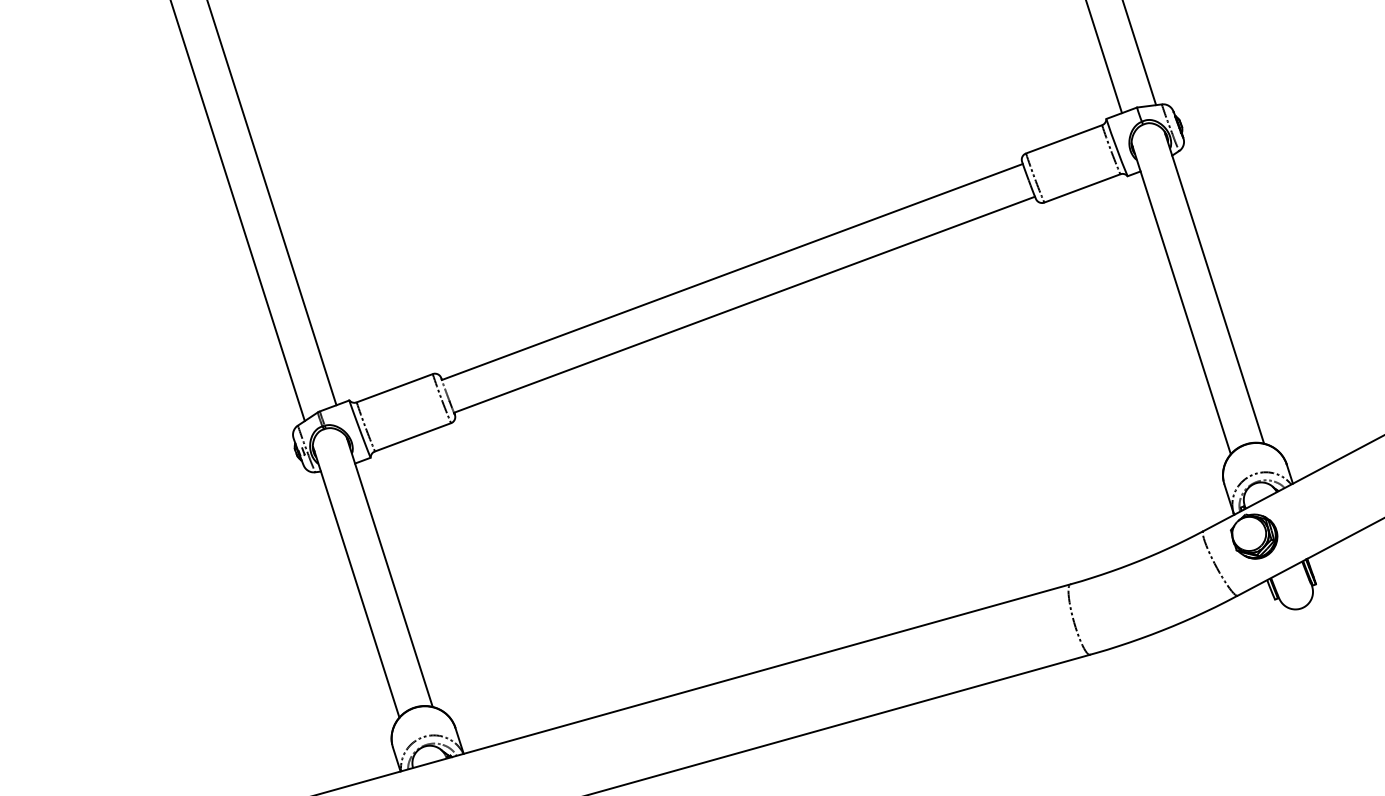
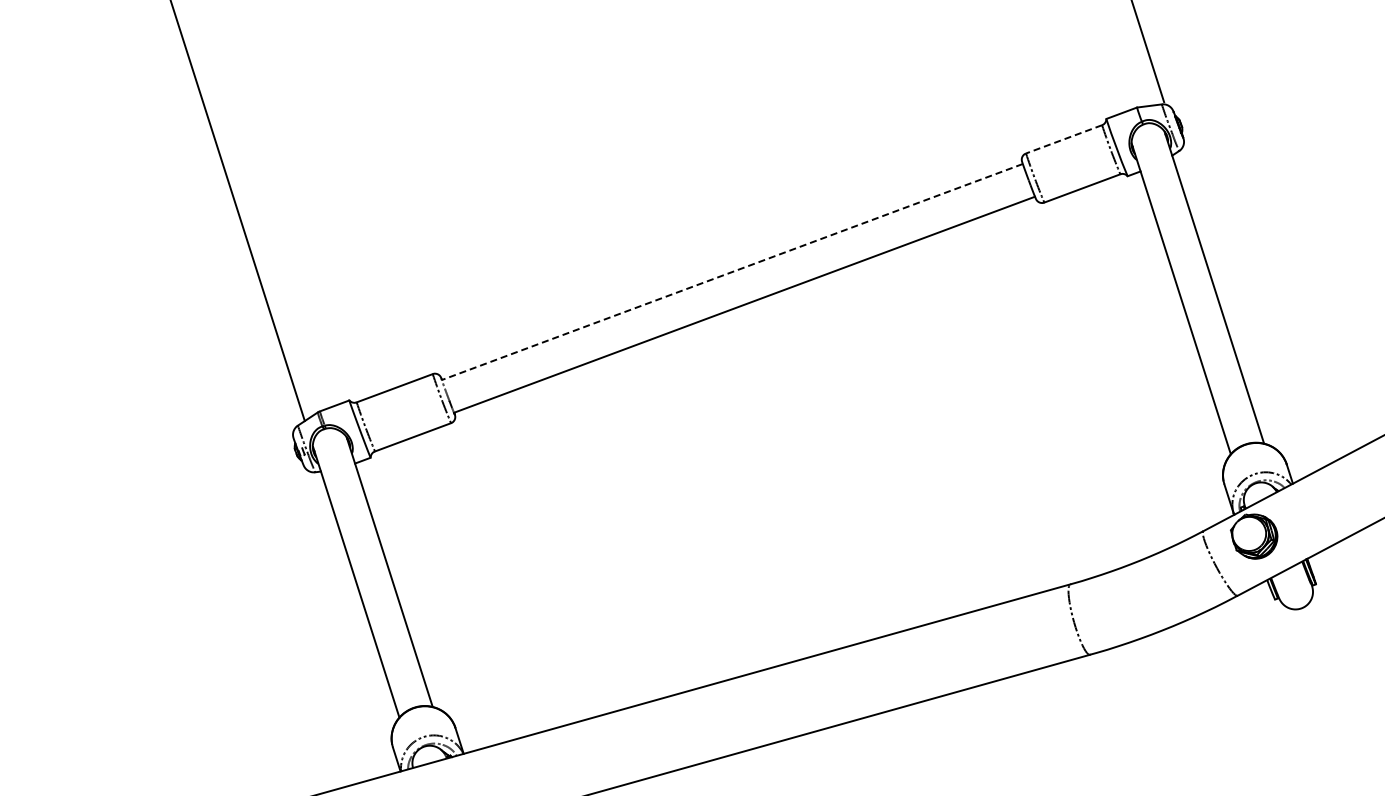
line position: (1139, 53) -> (1148, 52) (1148, 52)
line: present -> none (1104, 57)
line: solid -> dashed (1064, 139)
line: present -> none (271, 203)
line: solid -> dashed (732, 272)
